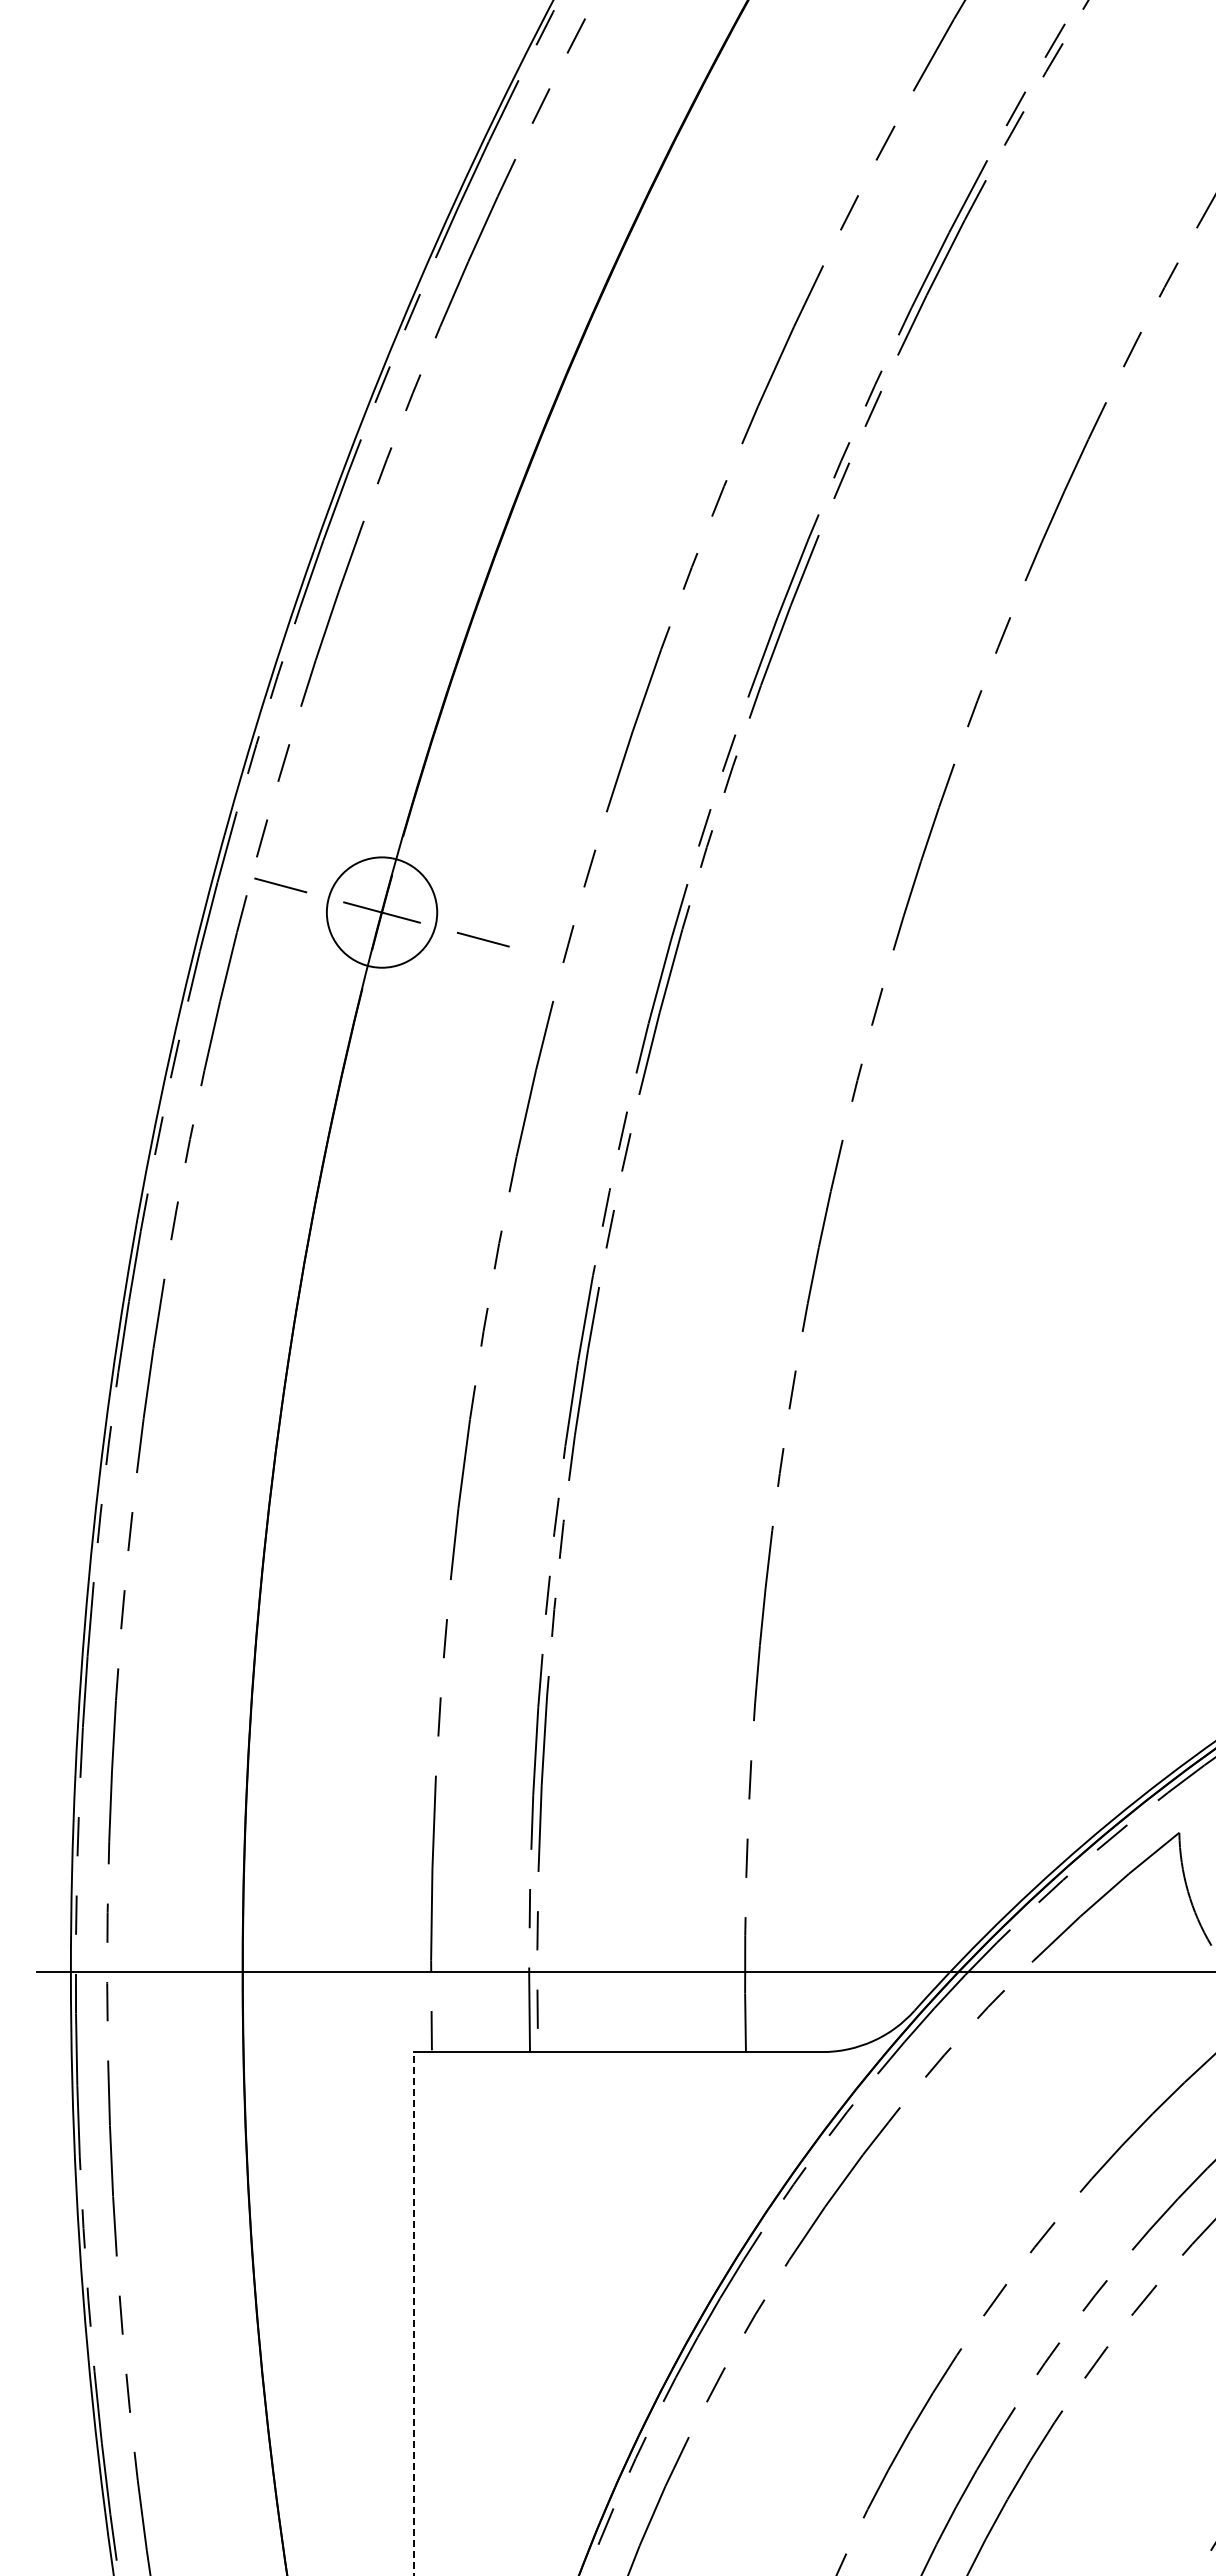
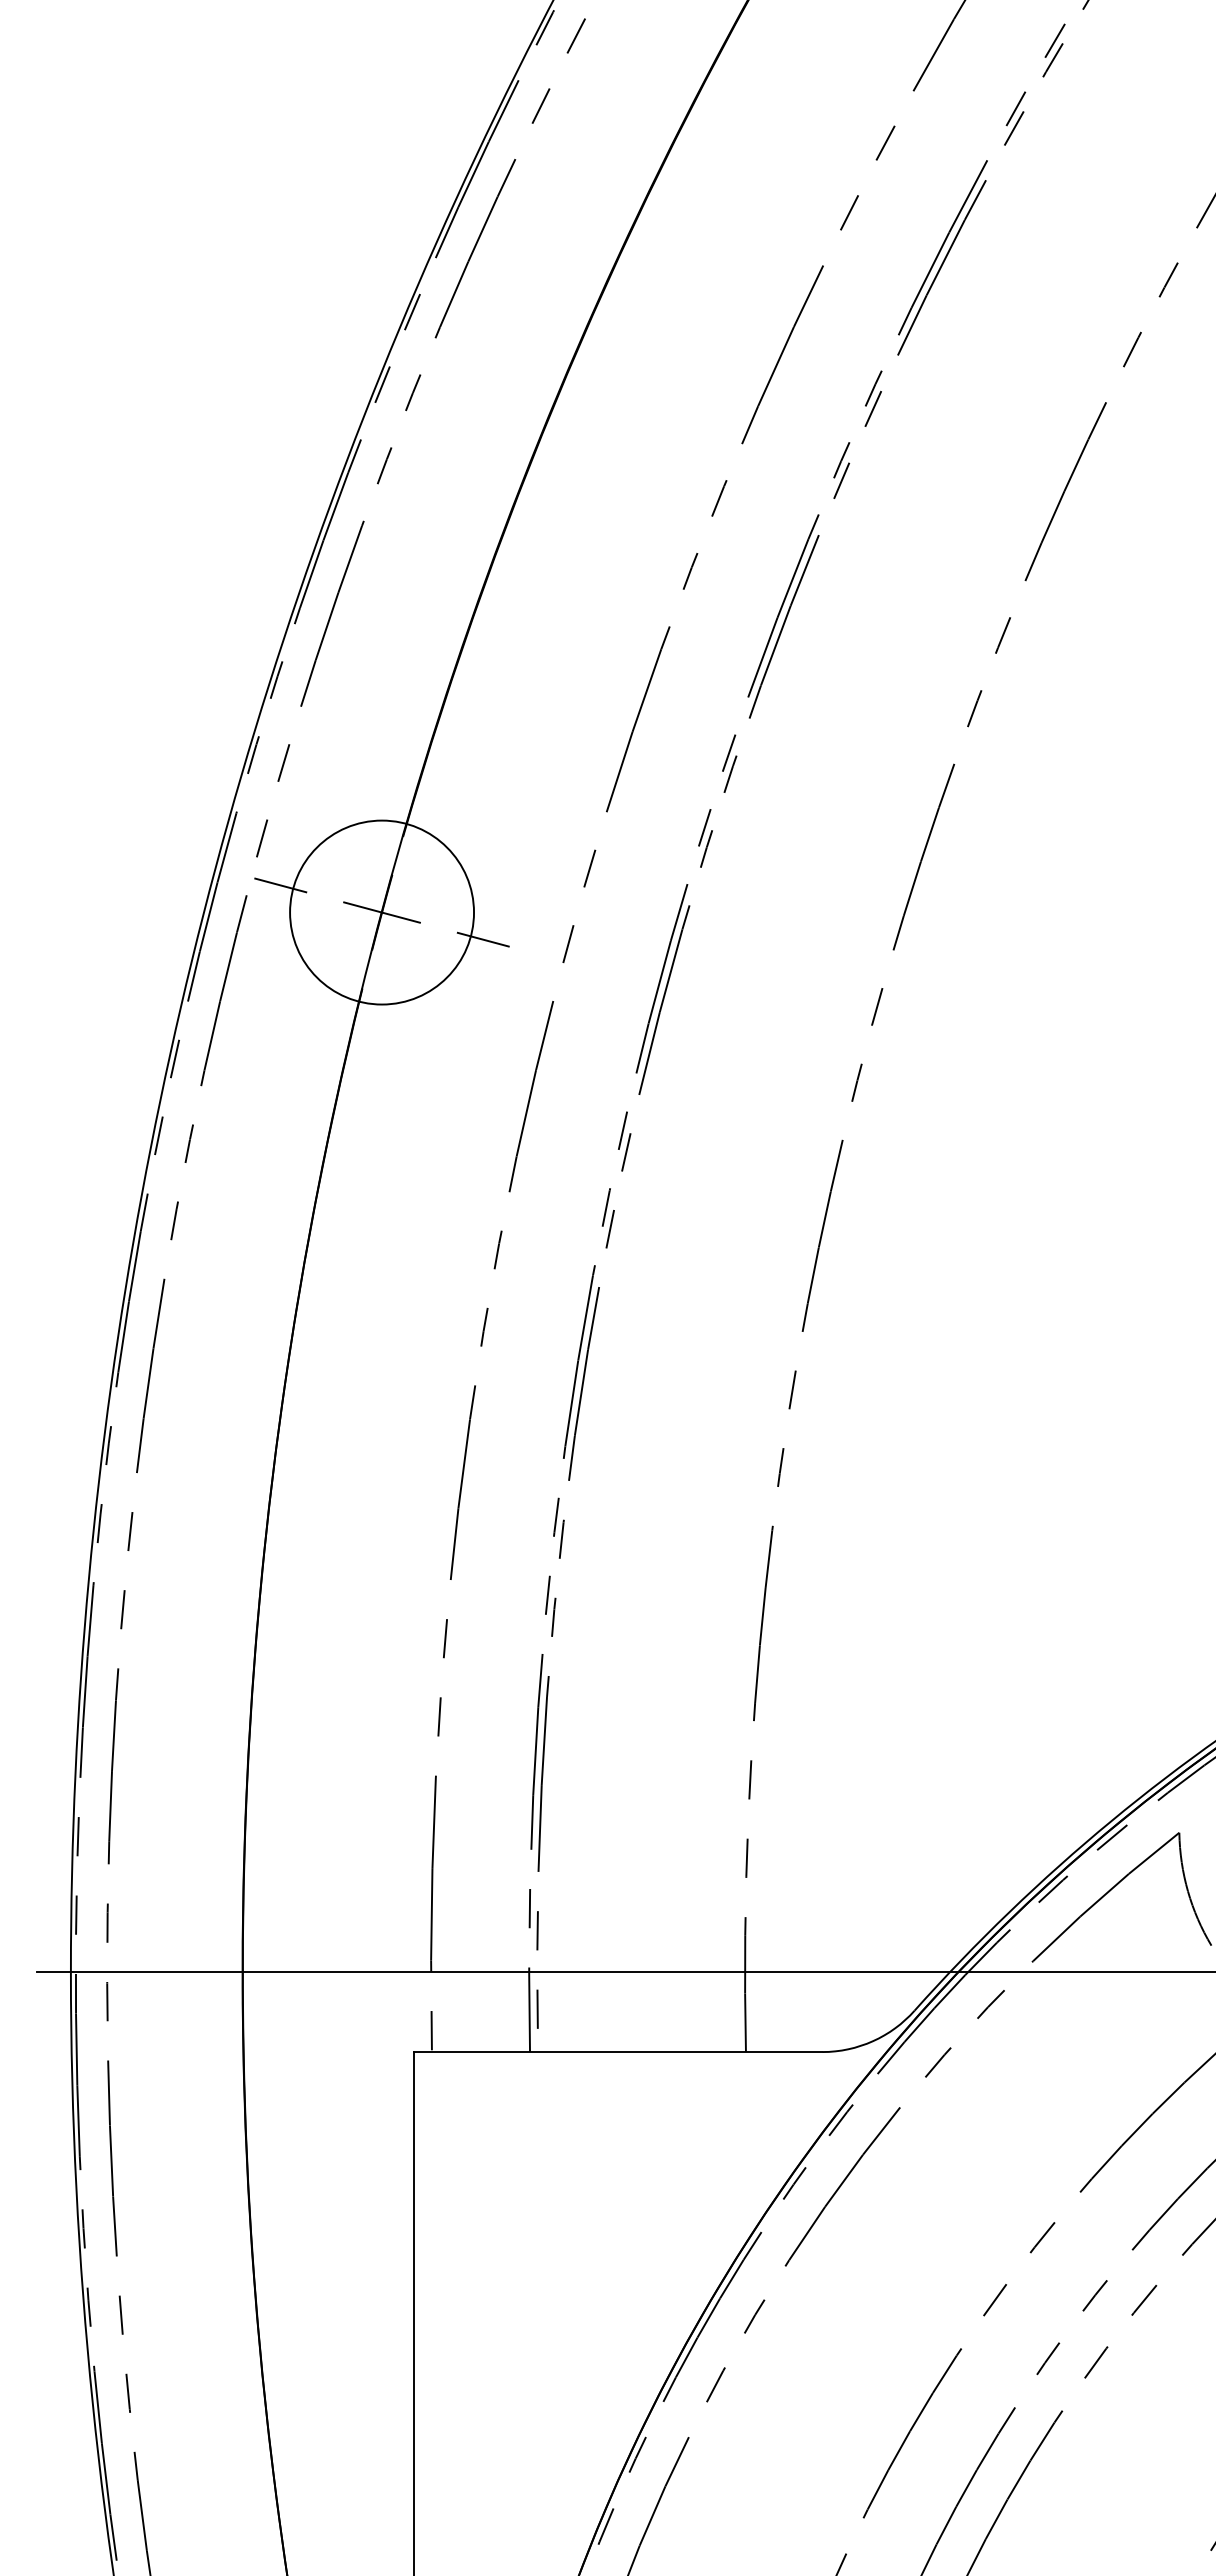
circle diameter: 110 px -> 184 px (382, 912)
line: dashed -> solid (414, 2313)
